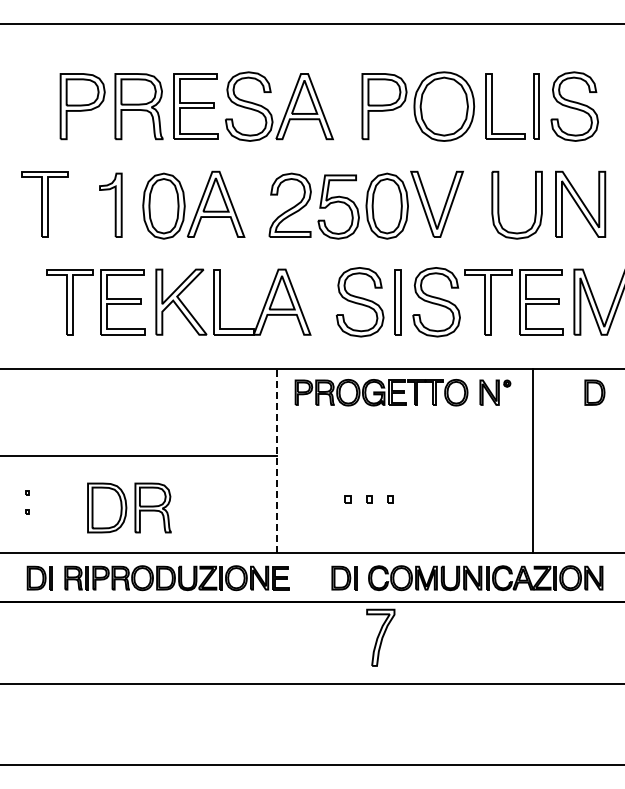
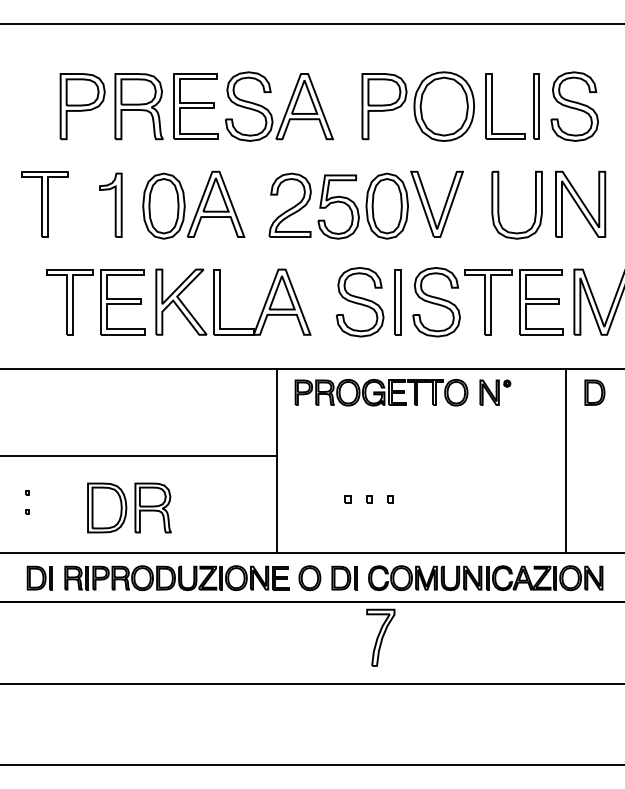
line: dashed -> solid (276, 460)
line position: (533, 461) -> (566, 461) (566, 461)
part: none -> present (309, 578)
